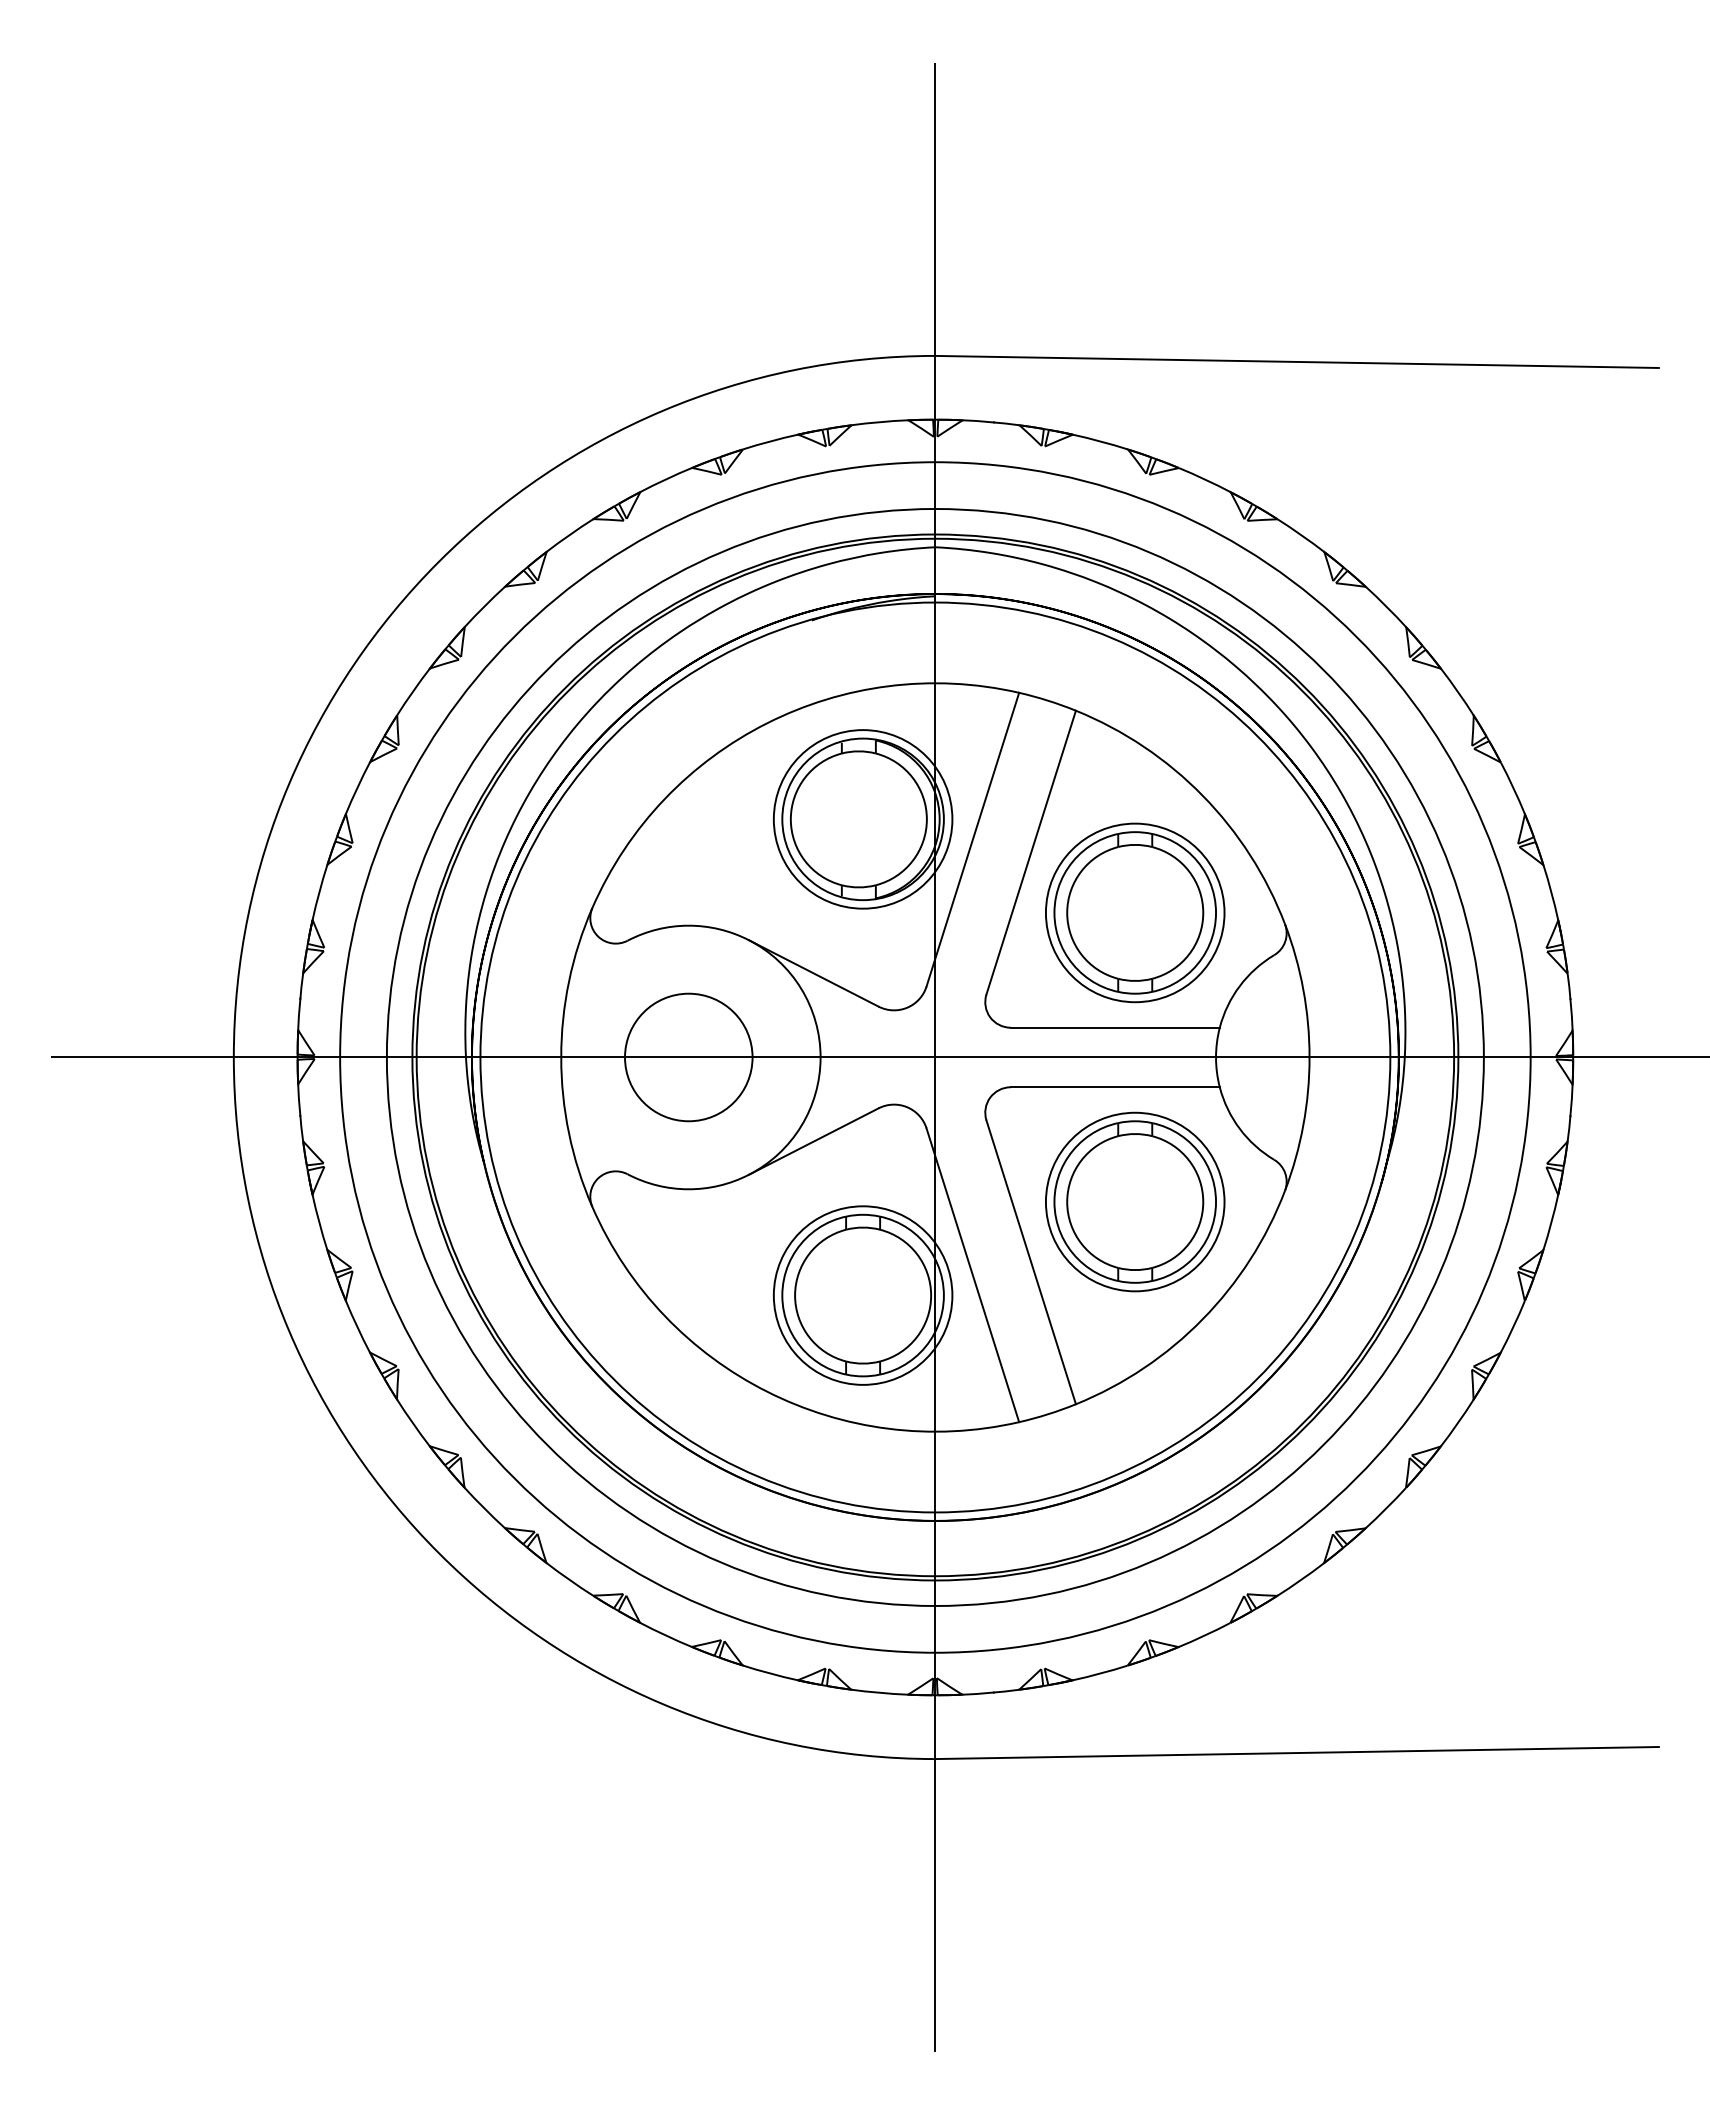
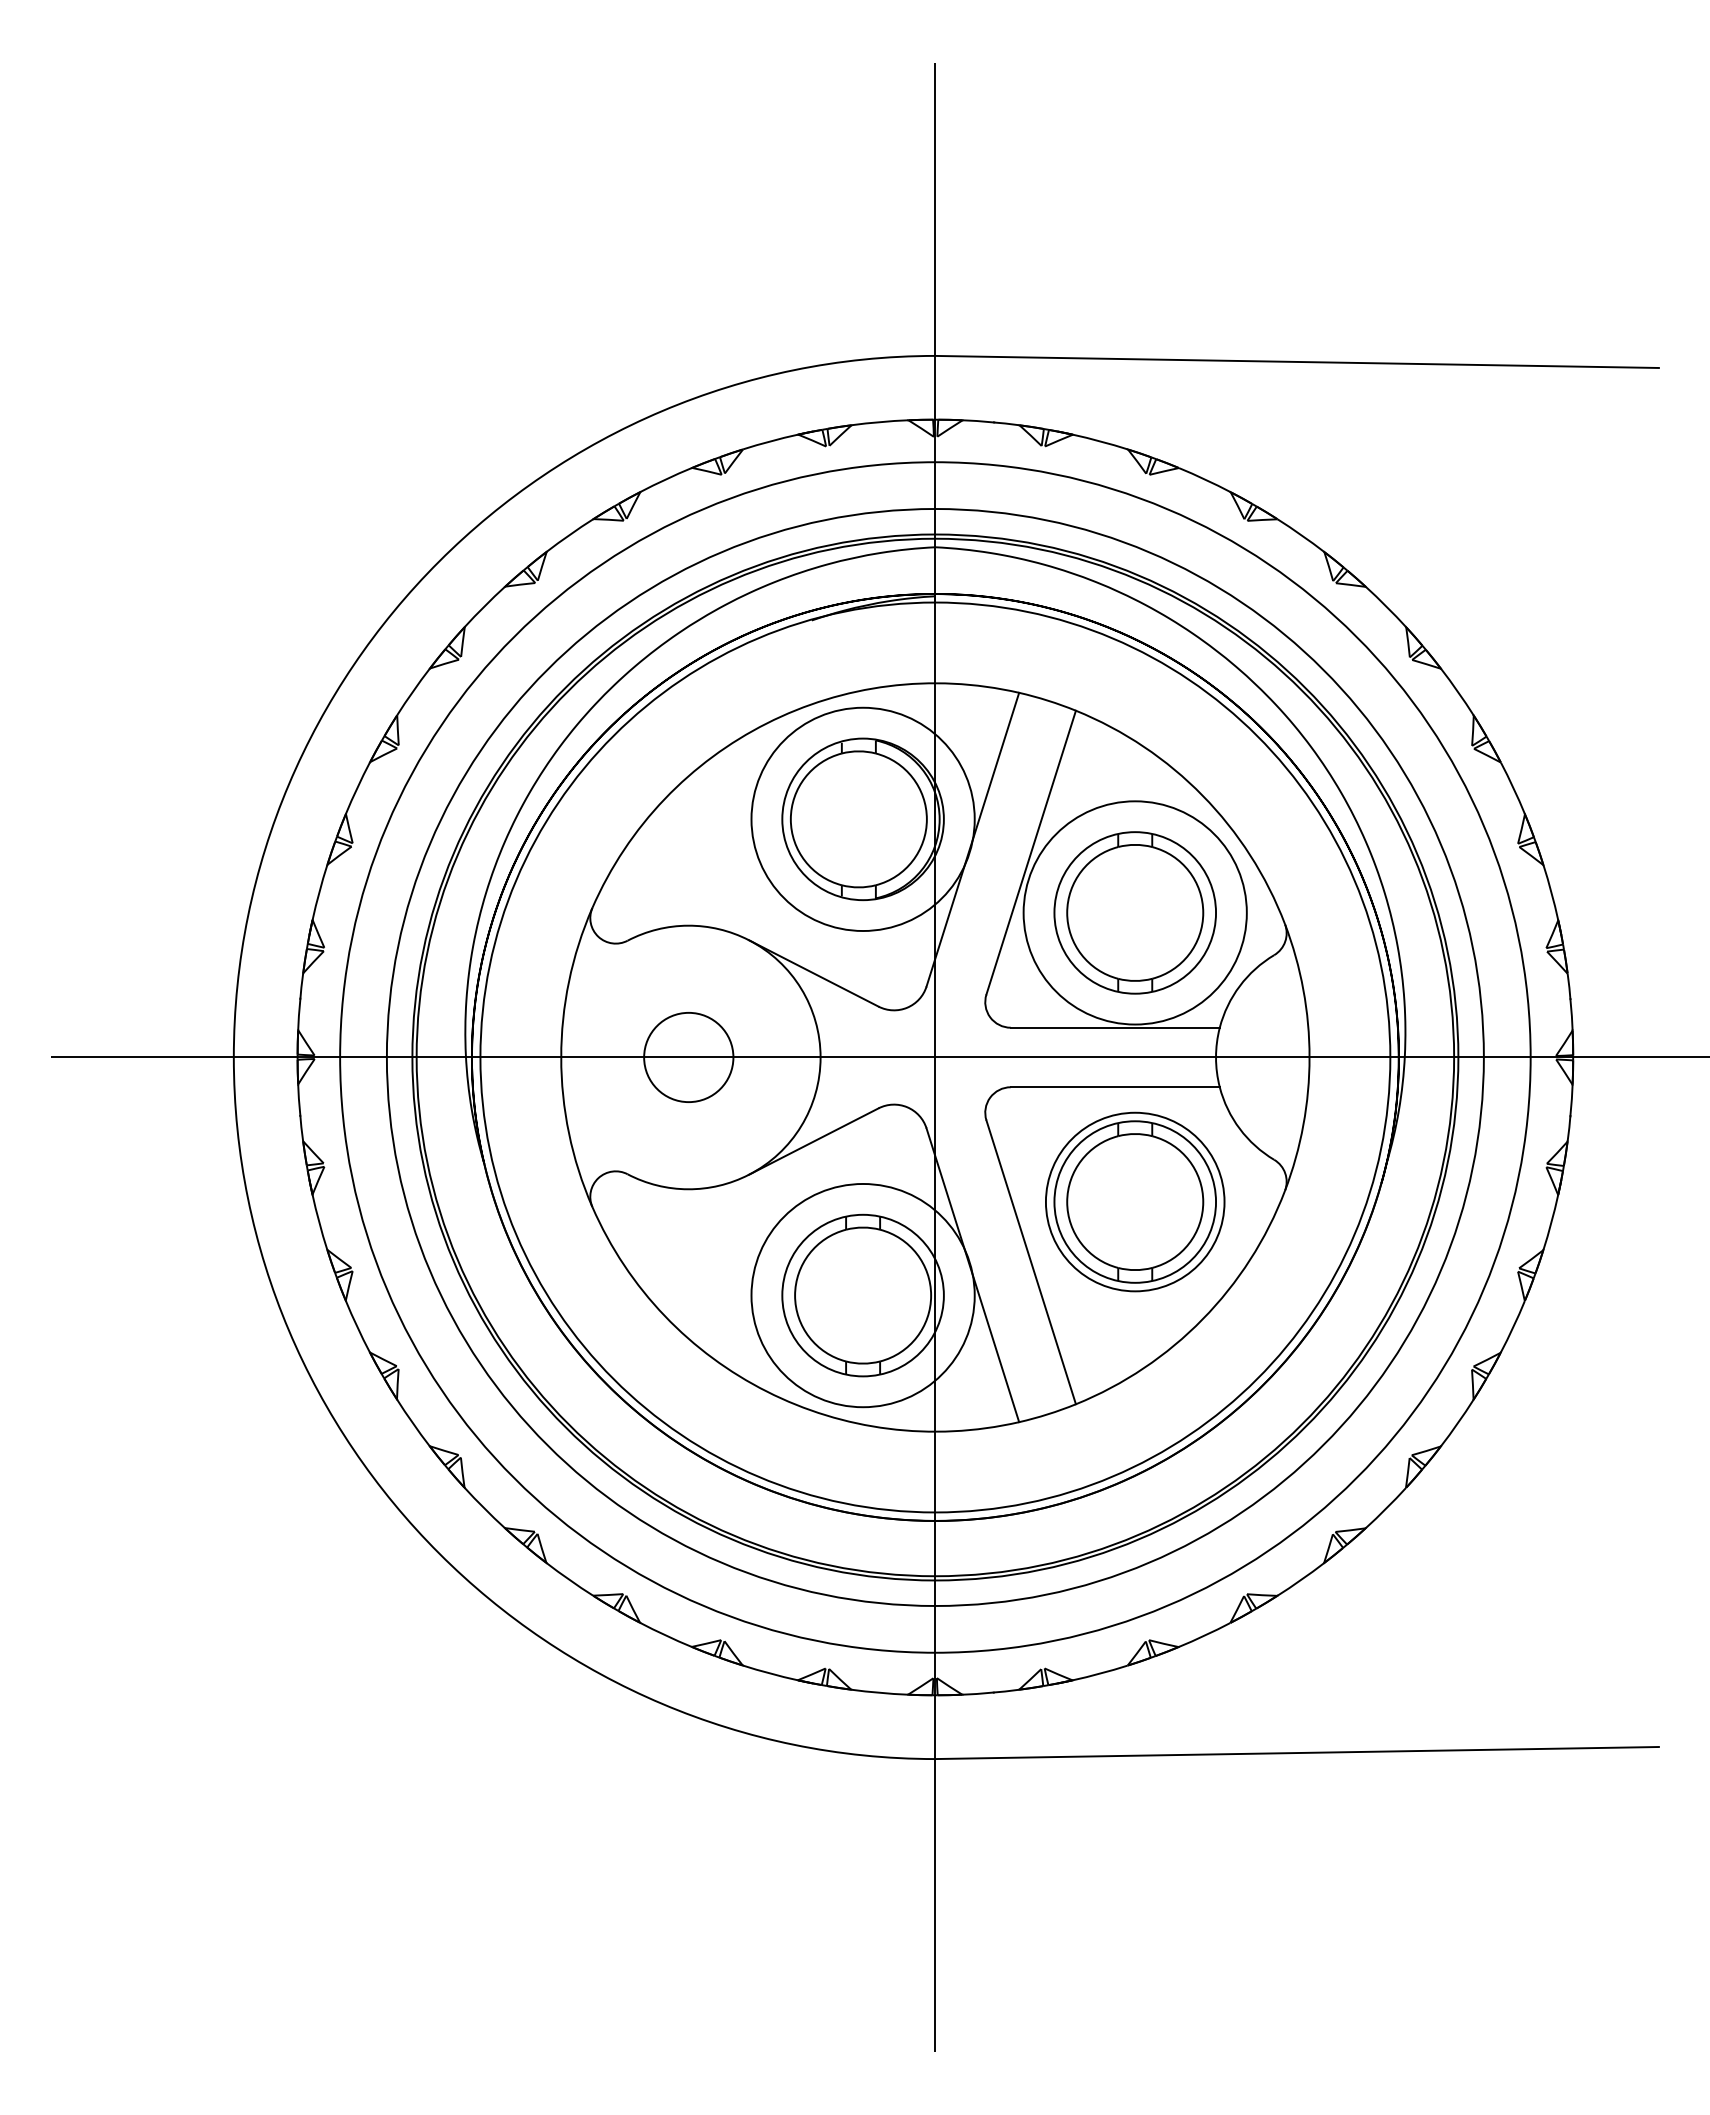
circle diameter: 179 px -> 223 px (862, 819)
circle diameter: 179 px -> 223 px (1134, 912)
circle diameter: 128 px -> 89 px (688, 1057)
circle diameter: 179 px -> 223 px (862, 1295)
